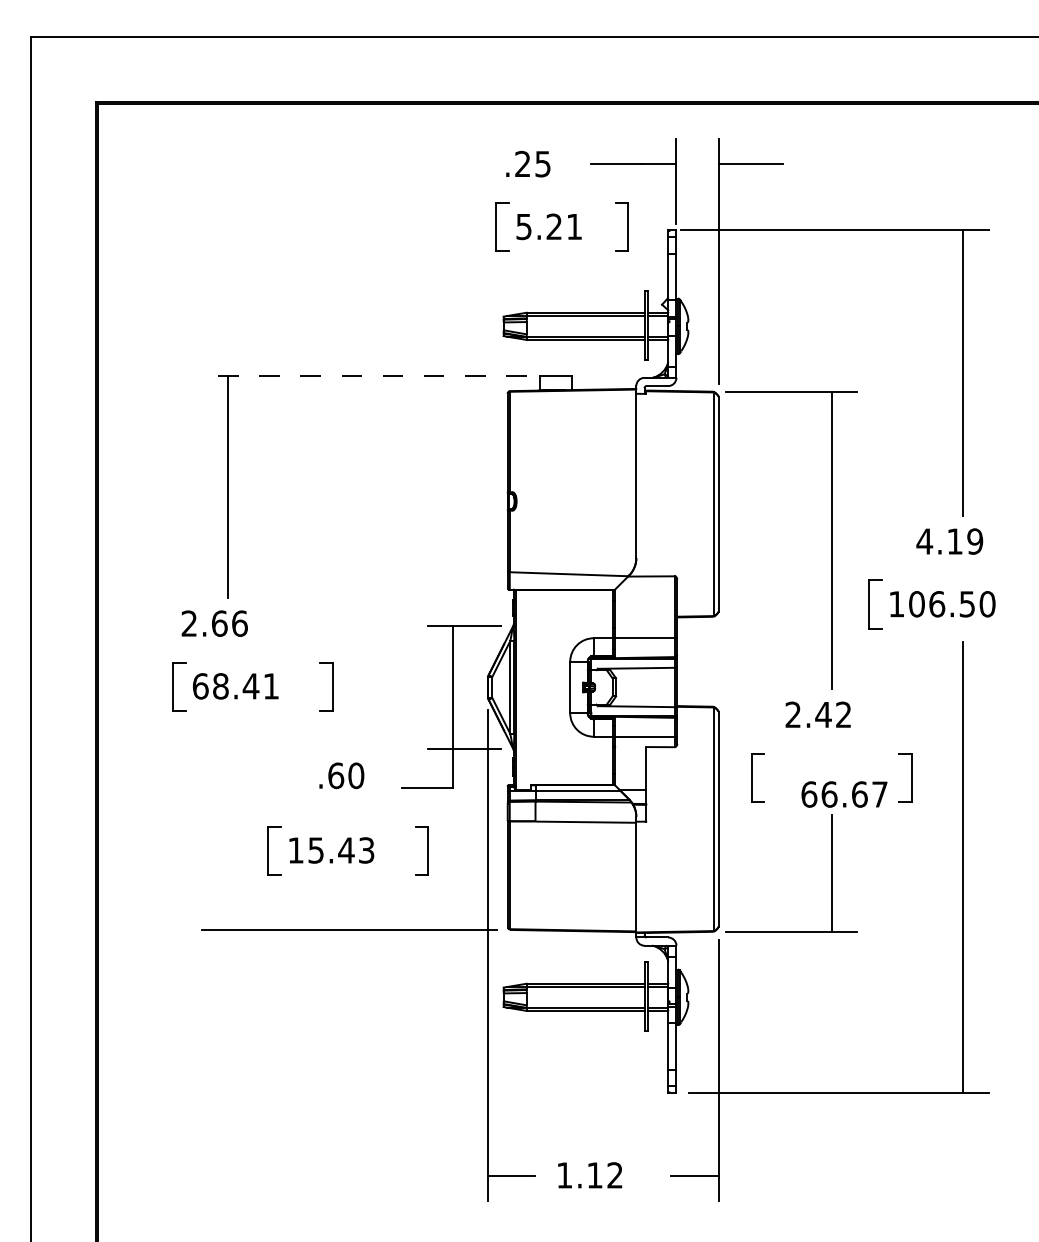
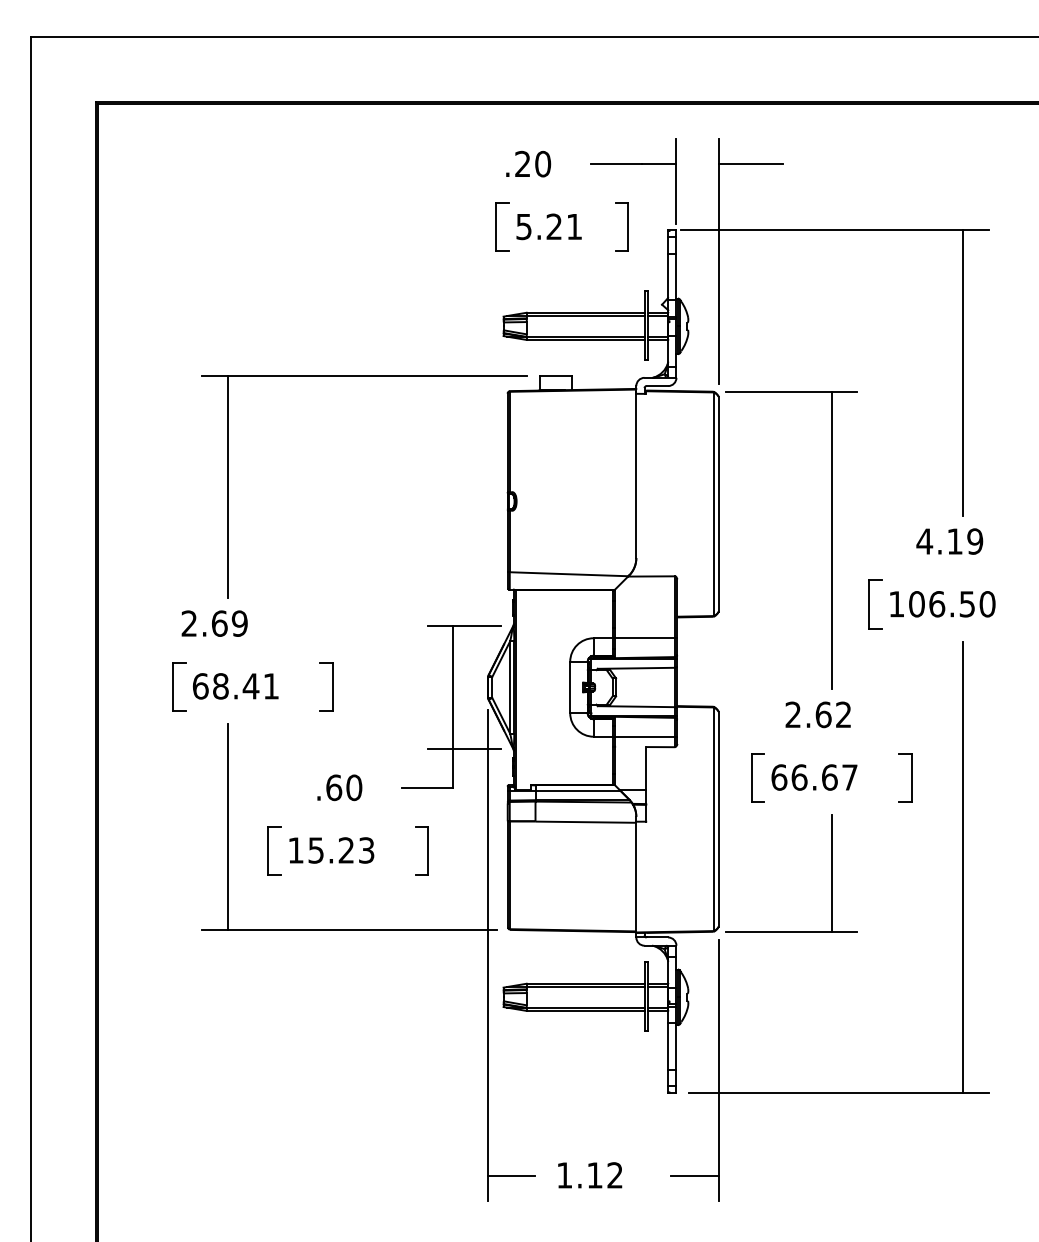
text: .25 -> .20 (543, 163)
line: dashed -> solid (363, 375)
text: 2.66 -> 2.69 (239, 623)
text: 2.42 -> 2.62 (823, 714)
text position: (341, 775) -> (339, 787) (339, 787)
text position: (844, 794) -> (814, 777) (814, 777)
line: none -> present (227, 826)
text: 15.43 -> 15.23 (346, 850)
